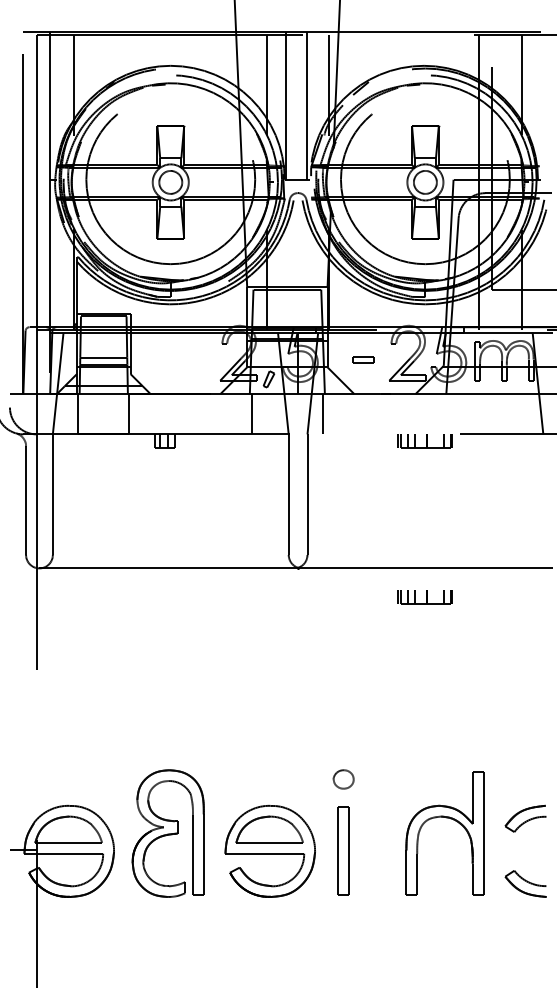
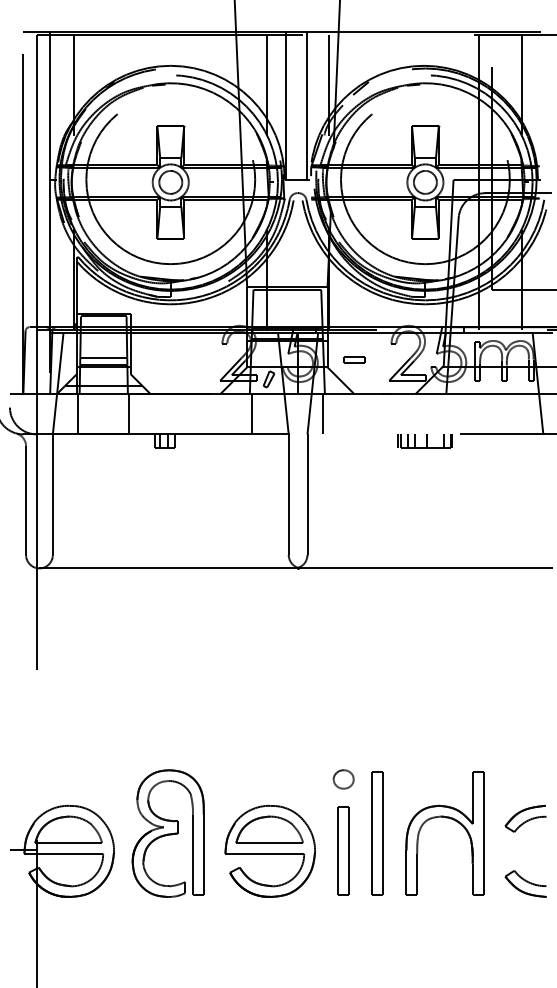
part position: (363, 359) -> (354, 359) (354, 359)
part: present -> none (424, 597)
part: none -> present (377, 833)
